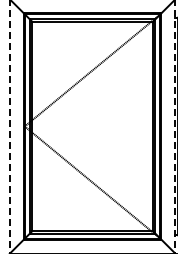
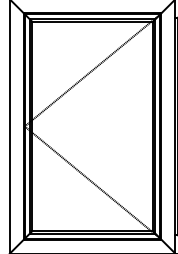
line: dashed -> solid (9, 126)
line: dashed -> solid (175, 126)
